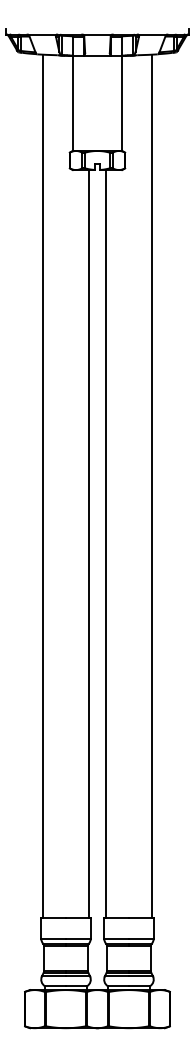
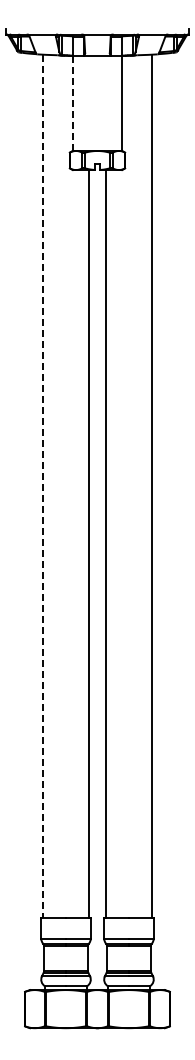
line: solid -> dashed (72, 103)
line: solid -> dashed (43, 486)
